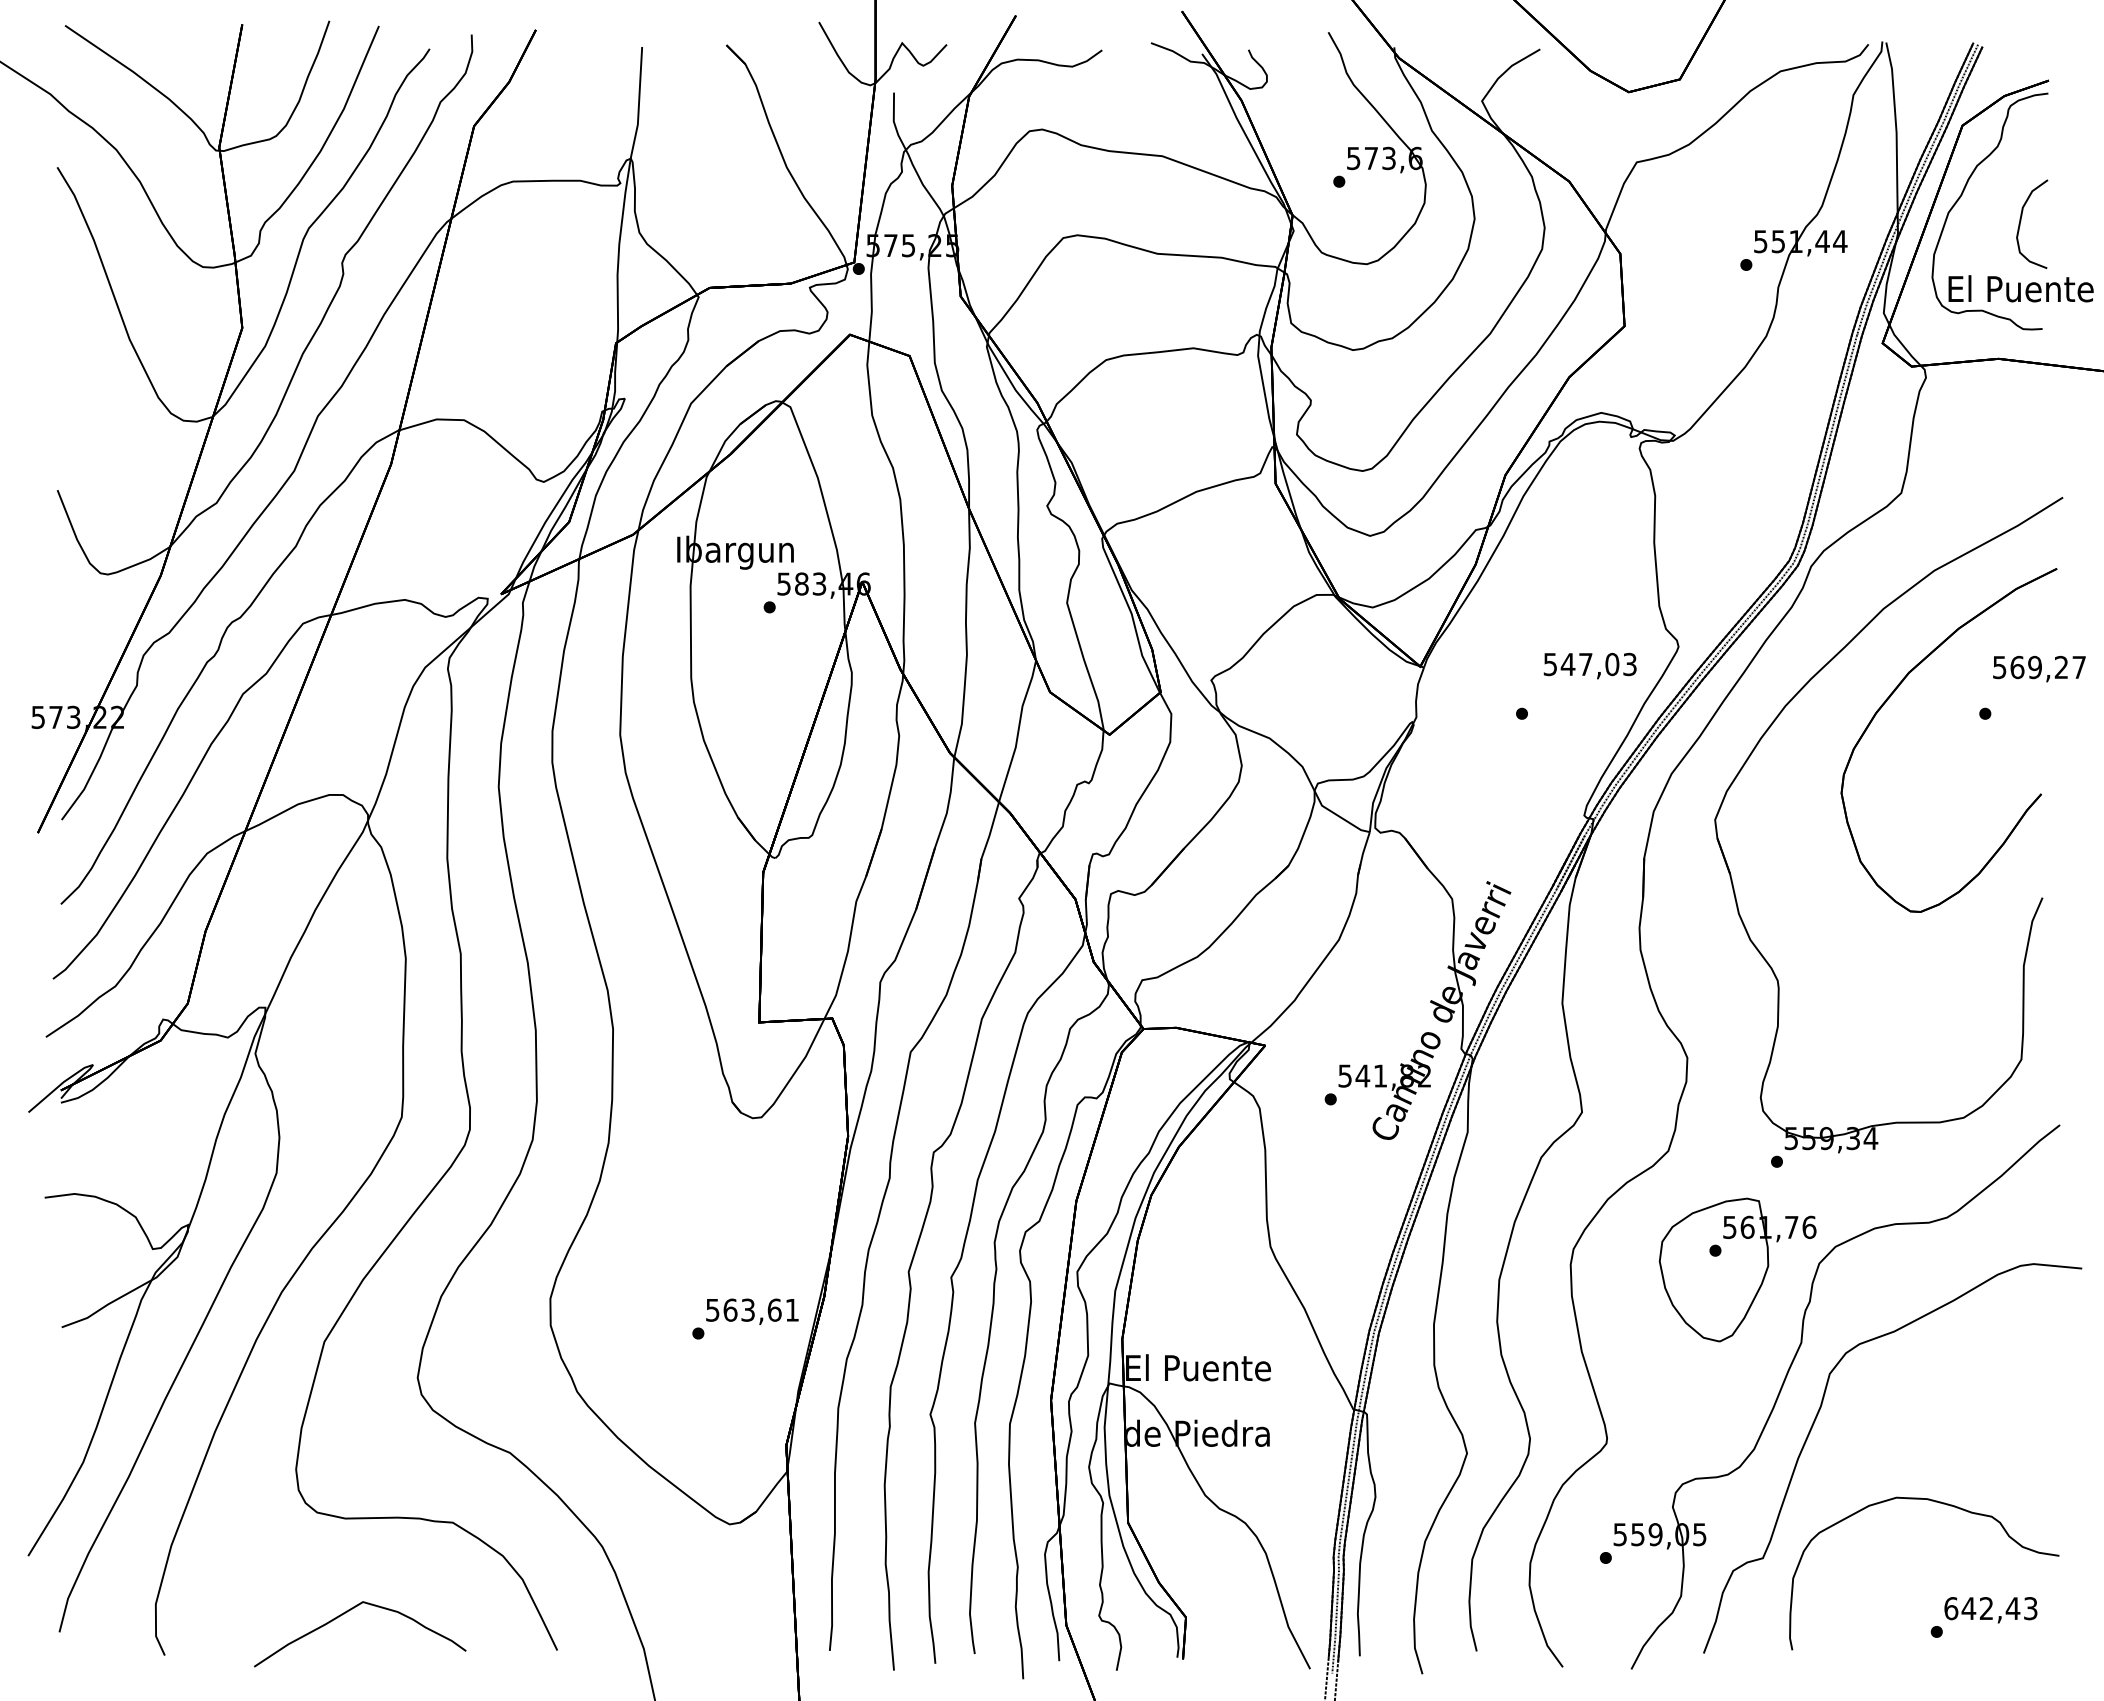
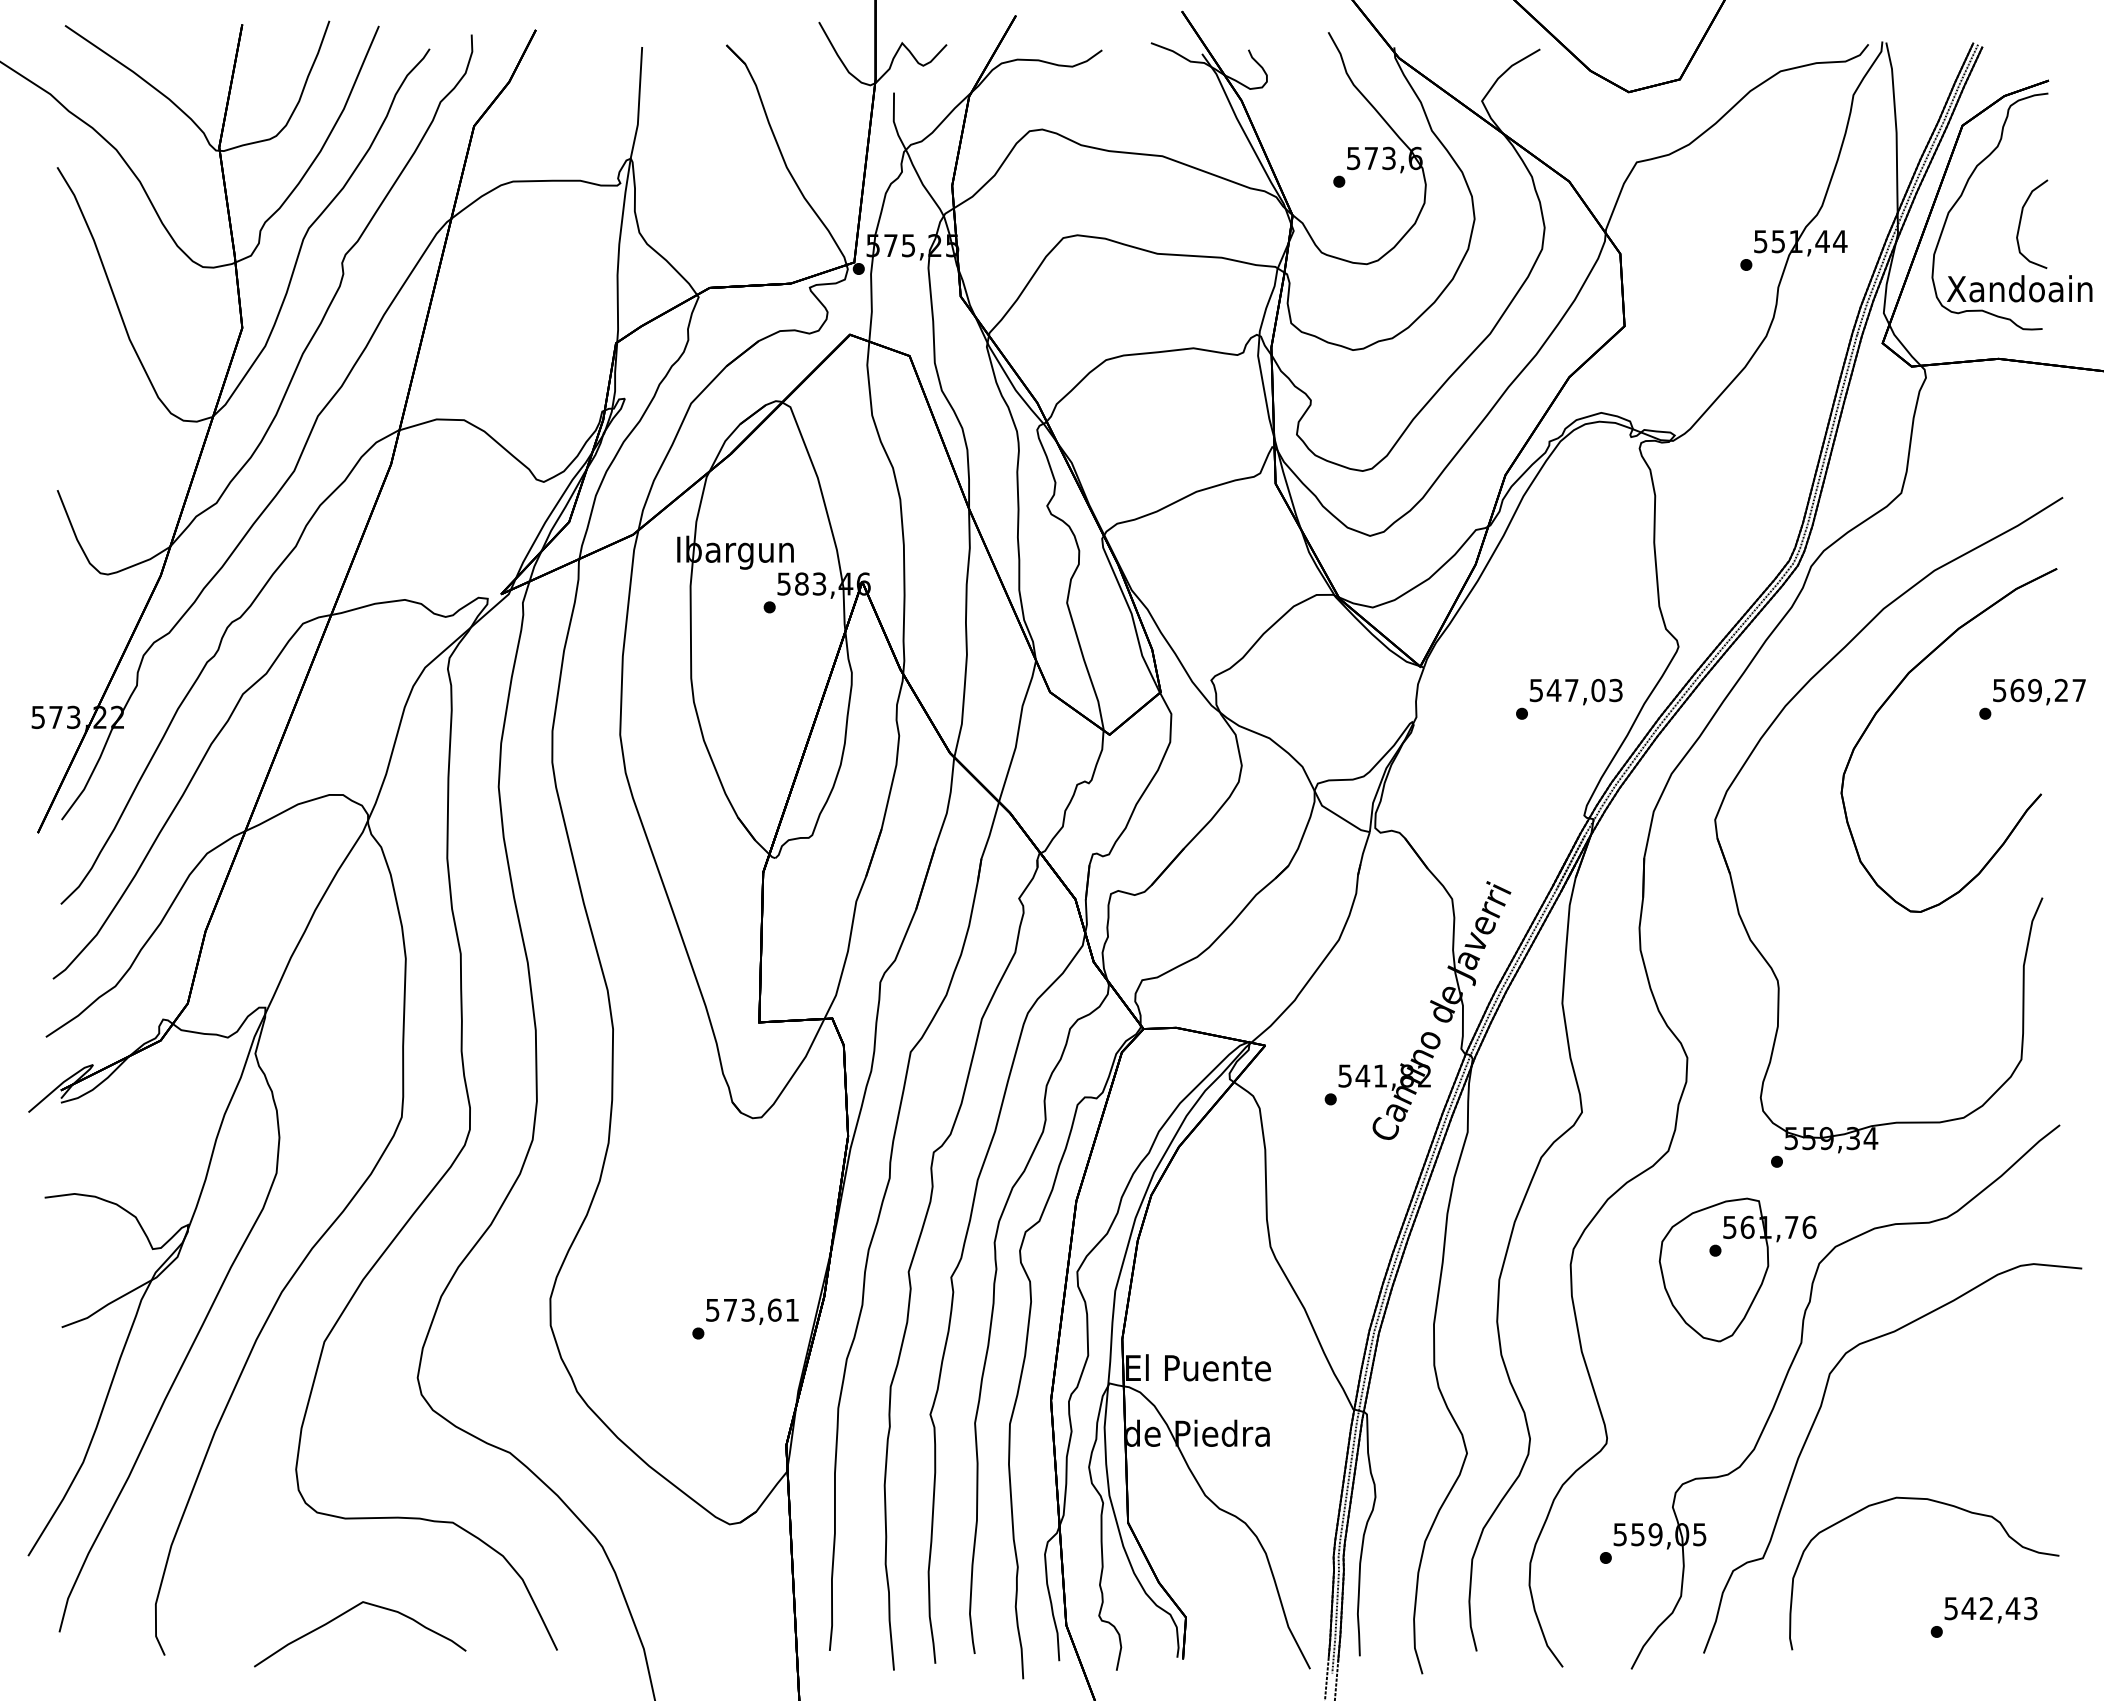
text: El Puente -> Xandoain (2020, 288)
text position: (1589, 665) -> (1575, 691) (1575, 691)
text position: (2039, 668) -> (2039, 691) (2039, 691)
text: 563,61 -> 573,61 (730, 1309)
text: 642,43 -> 542,43 (1951, 1608)
